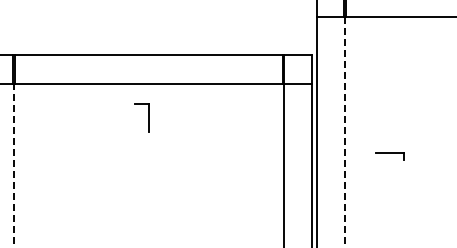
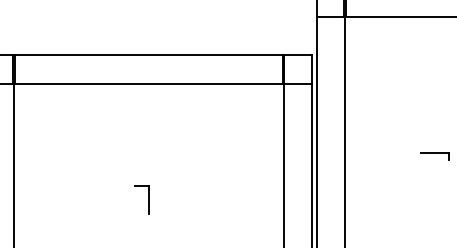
part position: (148, 117) -> (148, 199) (148, 199)
line: dashed -> solid (345, 131)
part position: (389, 156) -> (434, 156) (434, 156)
line: dashed -> solid (14, 165)
